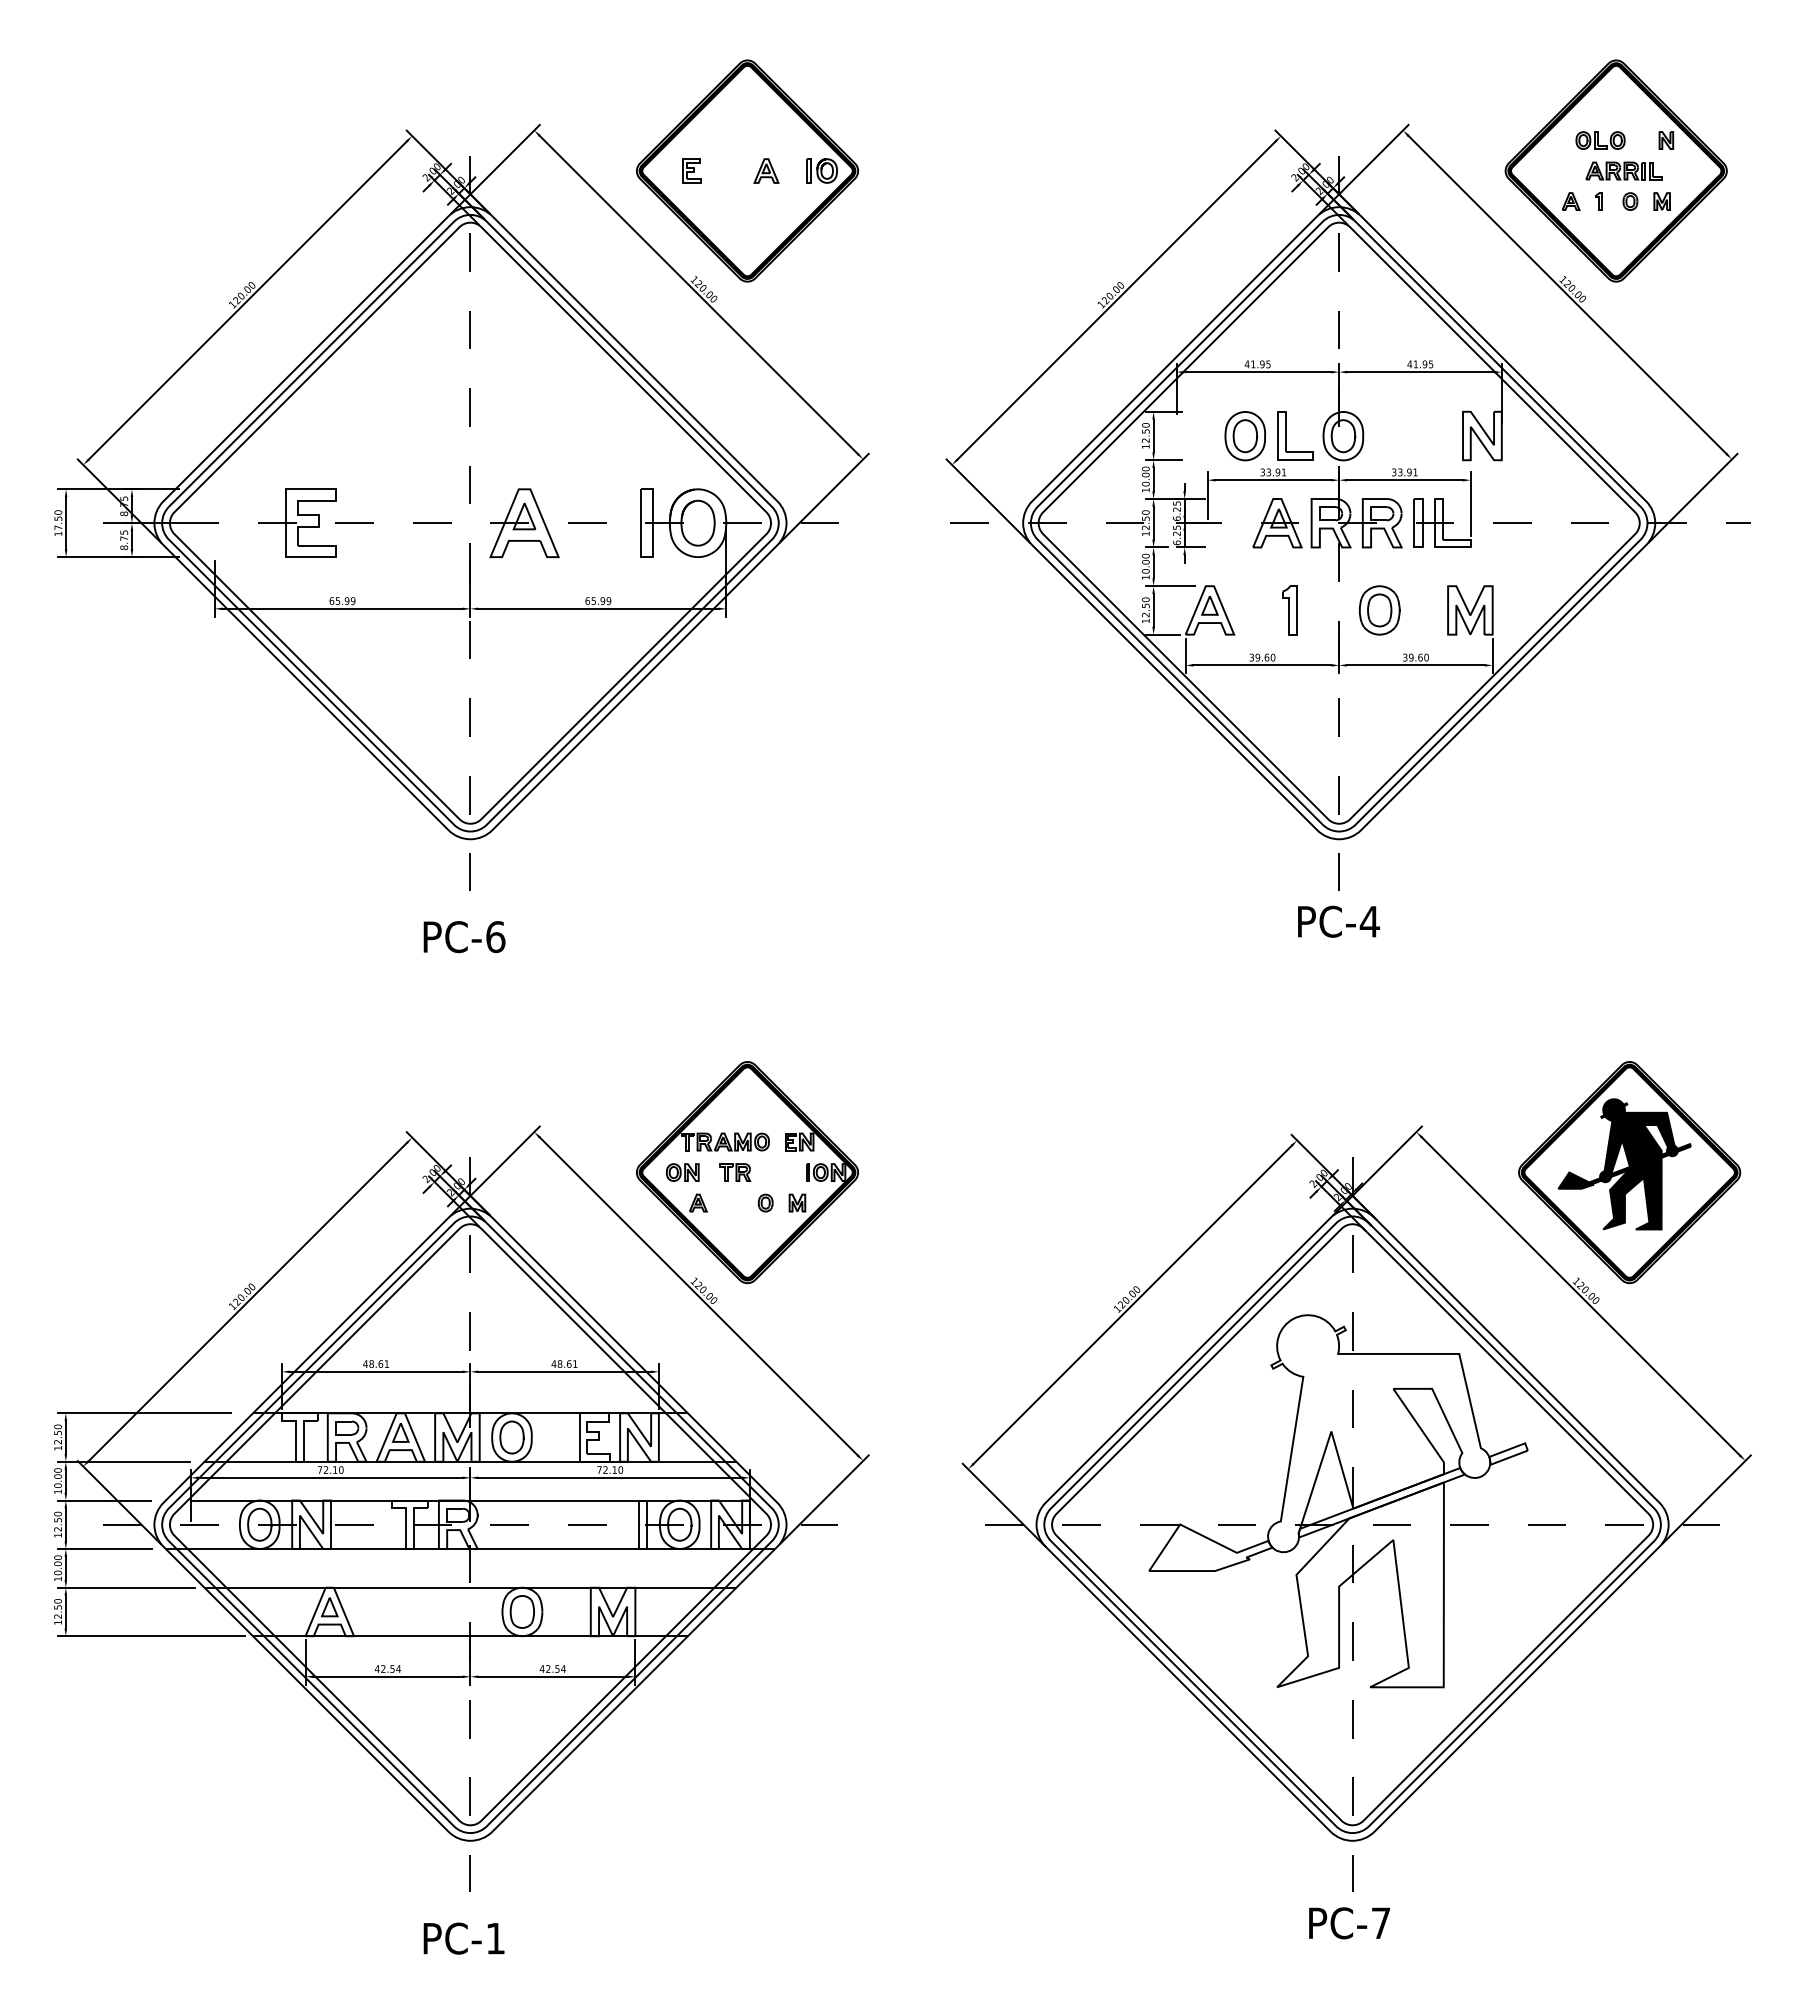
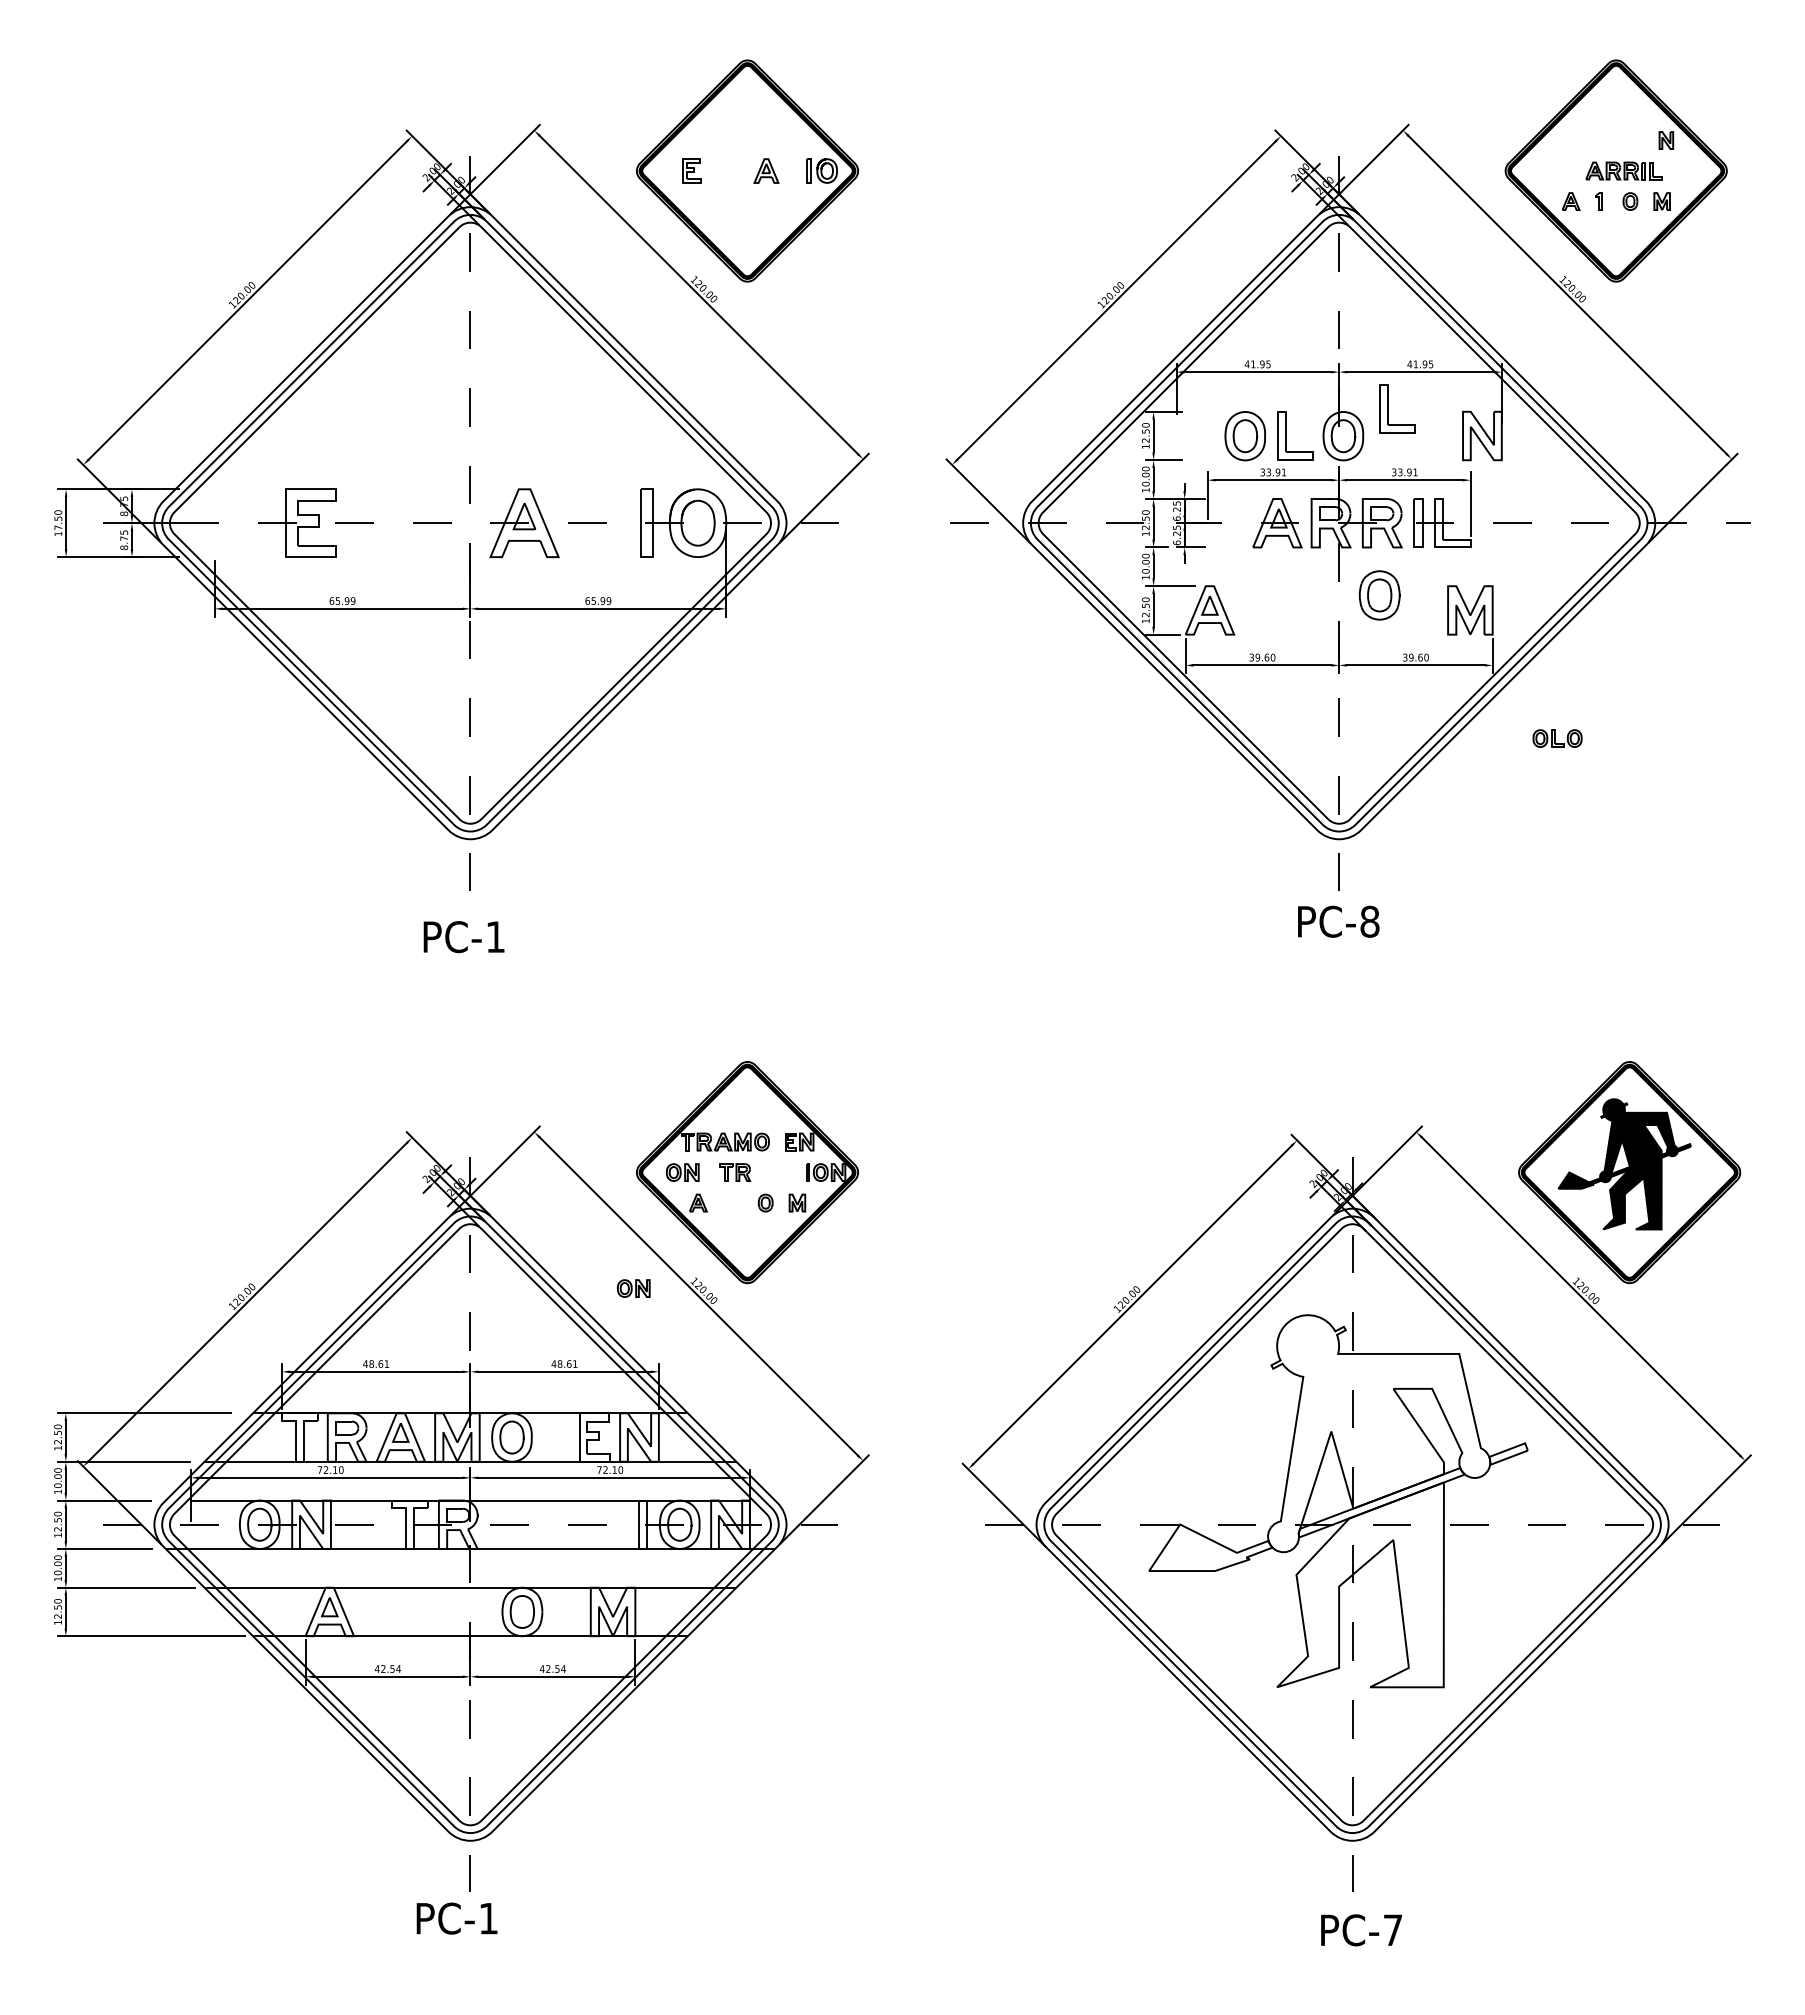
part position: (1600, 140) -> (1557, 738) (1557, 738)
part: none -> present (1388, 408)
part: present -> none (1289, 610)
part position: (1379, 610) -> (1379, 595) (1379, 595)
text: PC-4 -> PC-8 (1369, 921)
text: PC-6 -> PC-1 (495, 937)
part: none -> present (633, 1288)
text position: (1349, 1923) -> (1361, 1930) (1361, 1930)
text position: (463, 1938) -> (456, 1918) (456, 1918)
